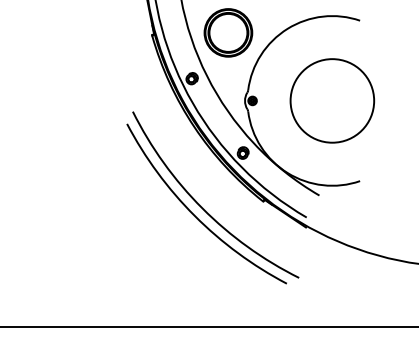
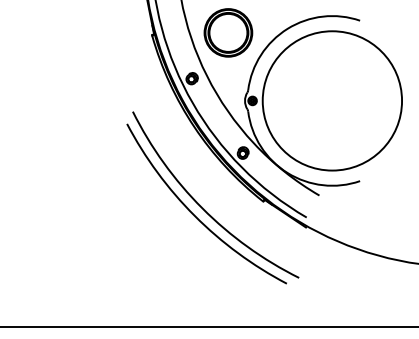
circle diameter: 84 px -> 139 px (332, 100)
